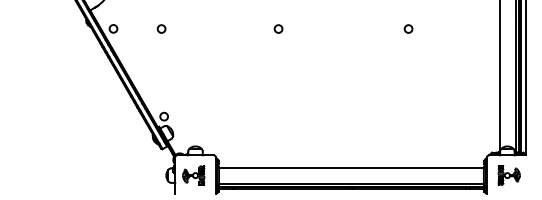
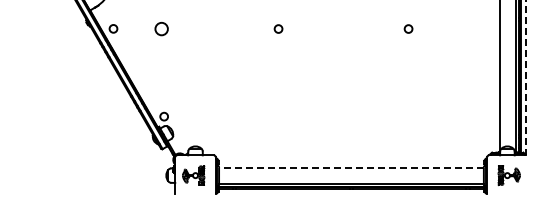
circle size: 11x10 px -> 15x15 px (161, 29)
line: solid -> dashed (525, 77)
line: solid -> dashed (350, 167)
